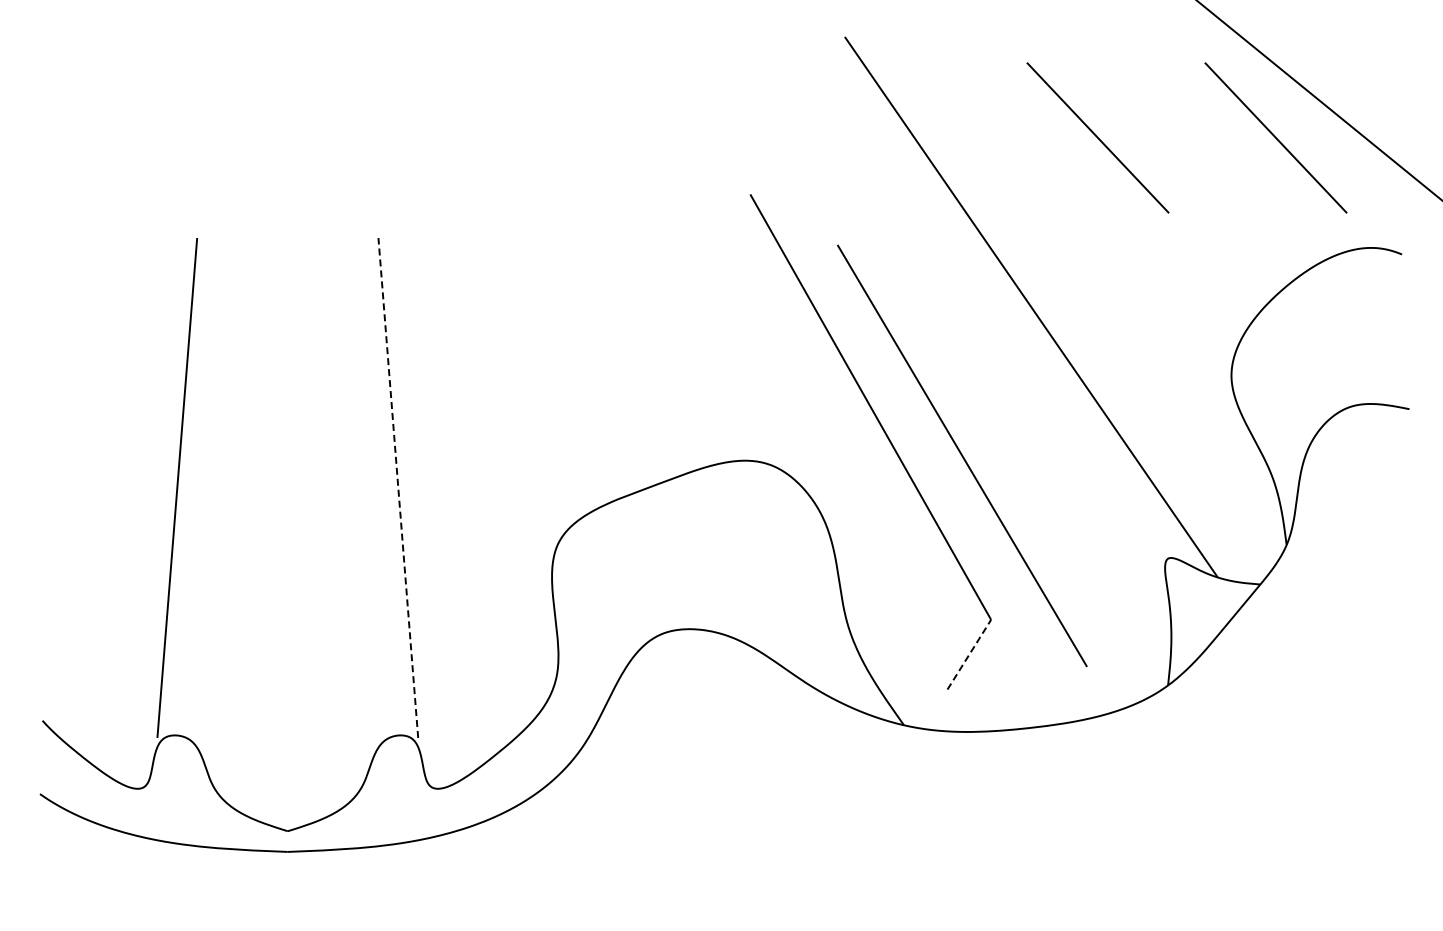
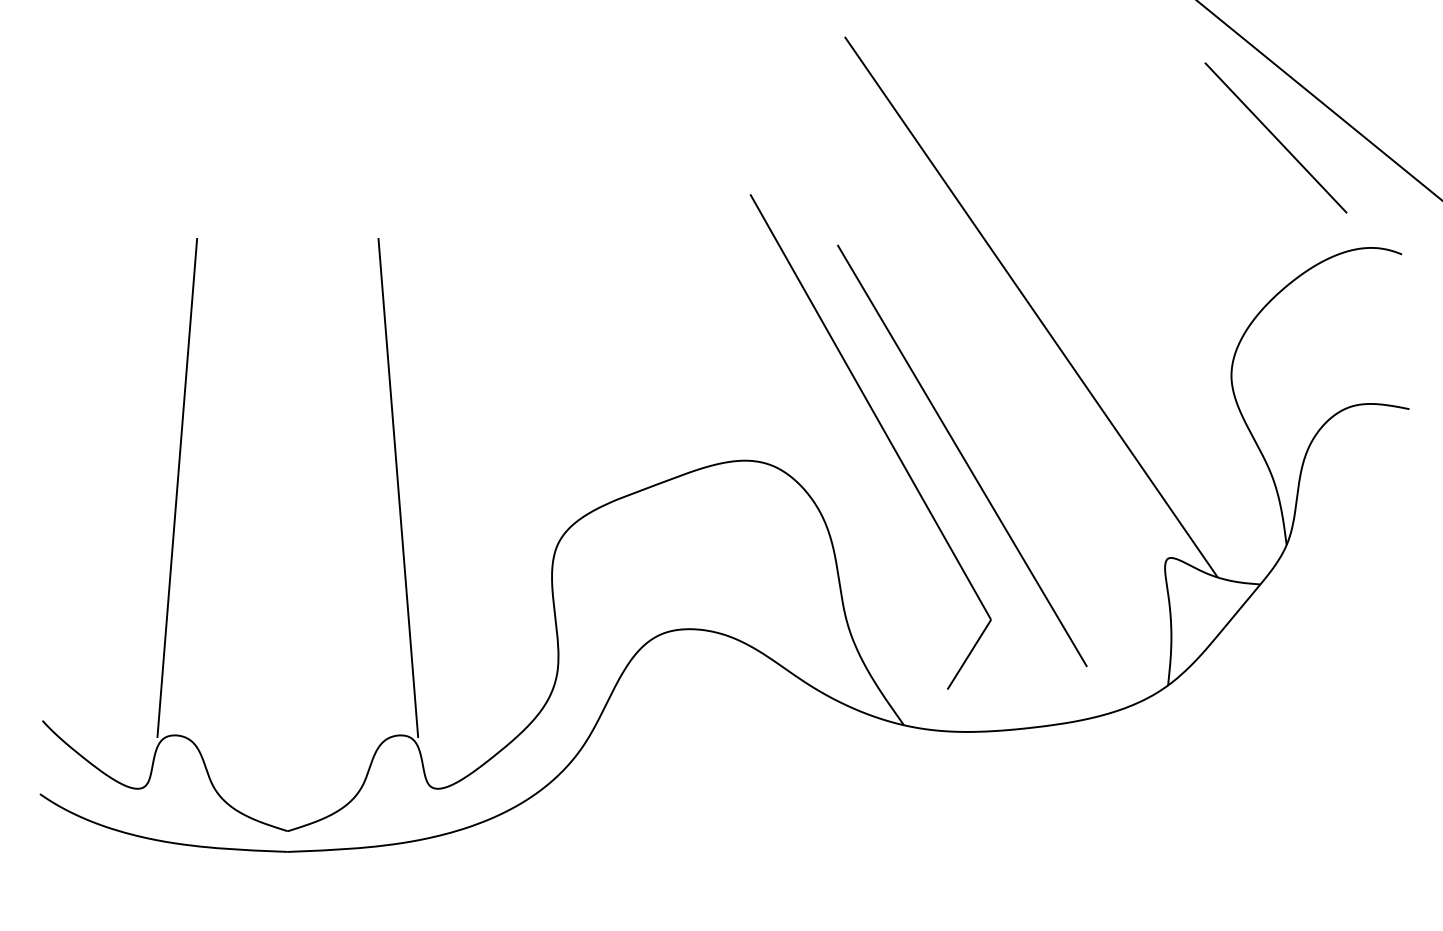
line: present -> none (1097, 137)
line: dashed -> solid (398, 487)
line: dashed -> solid (969, 654)
